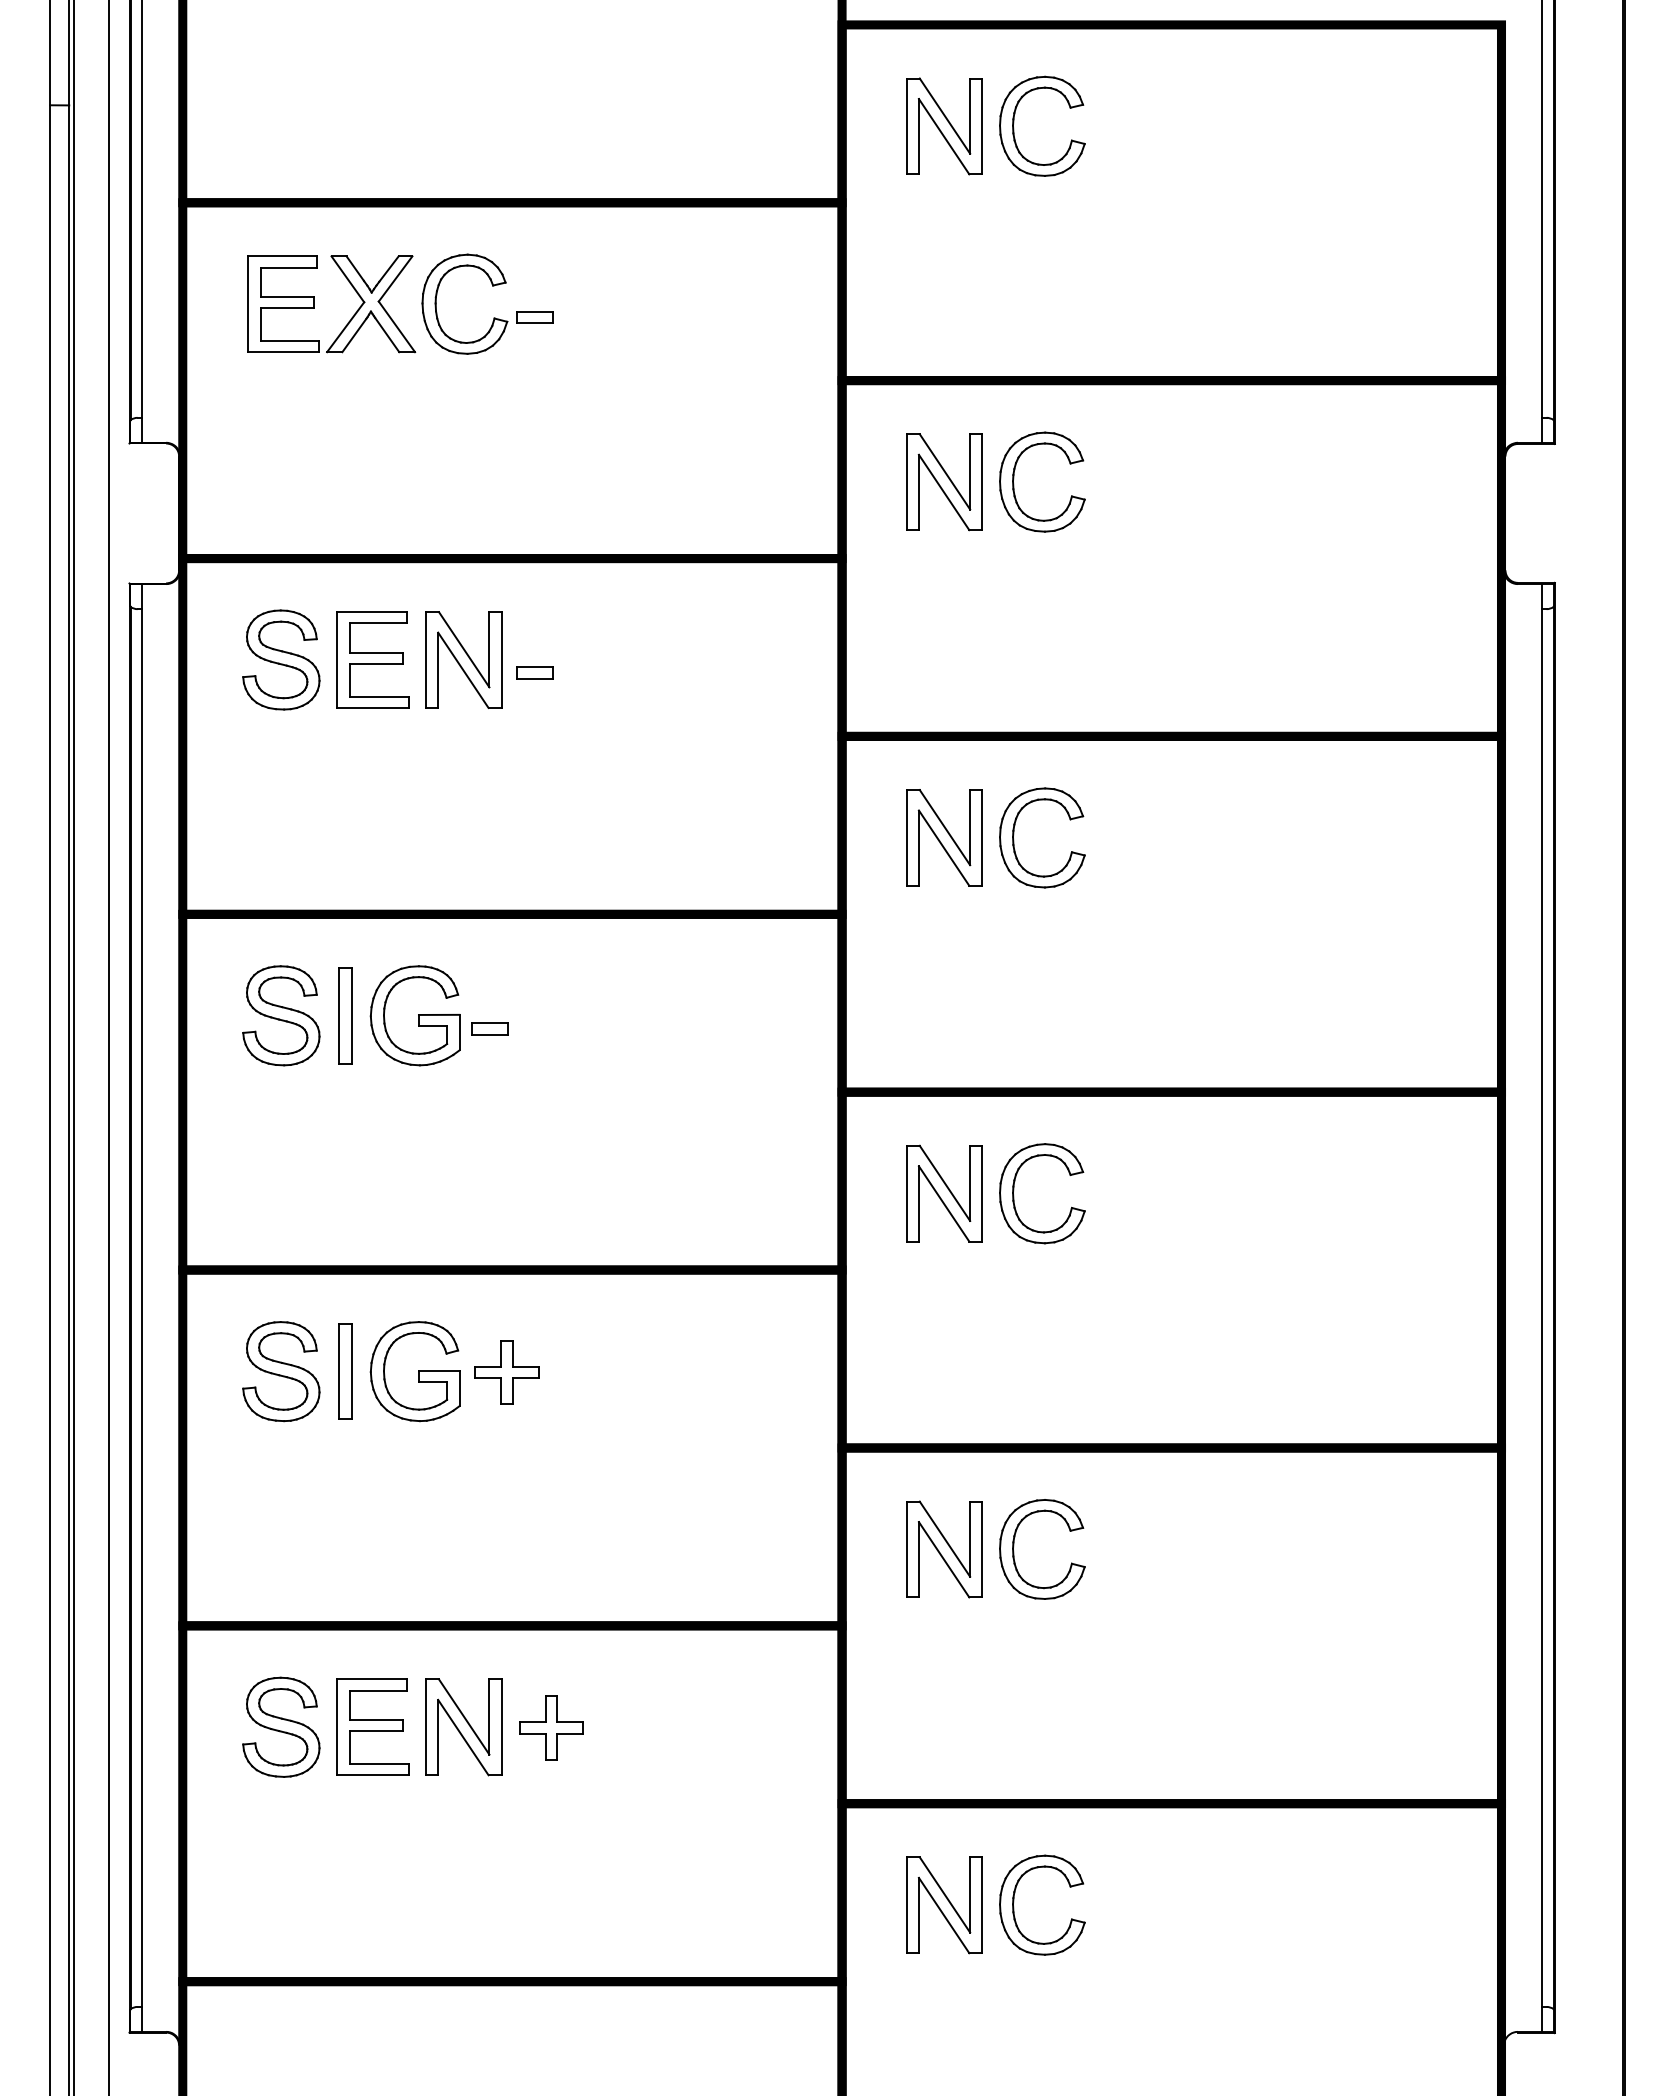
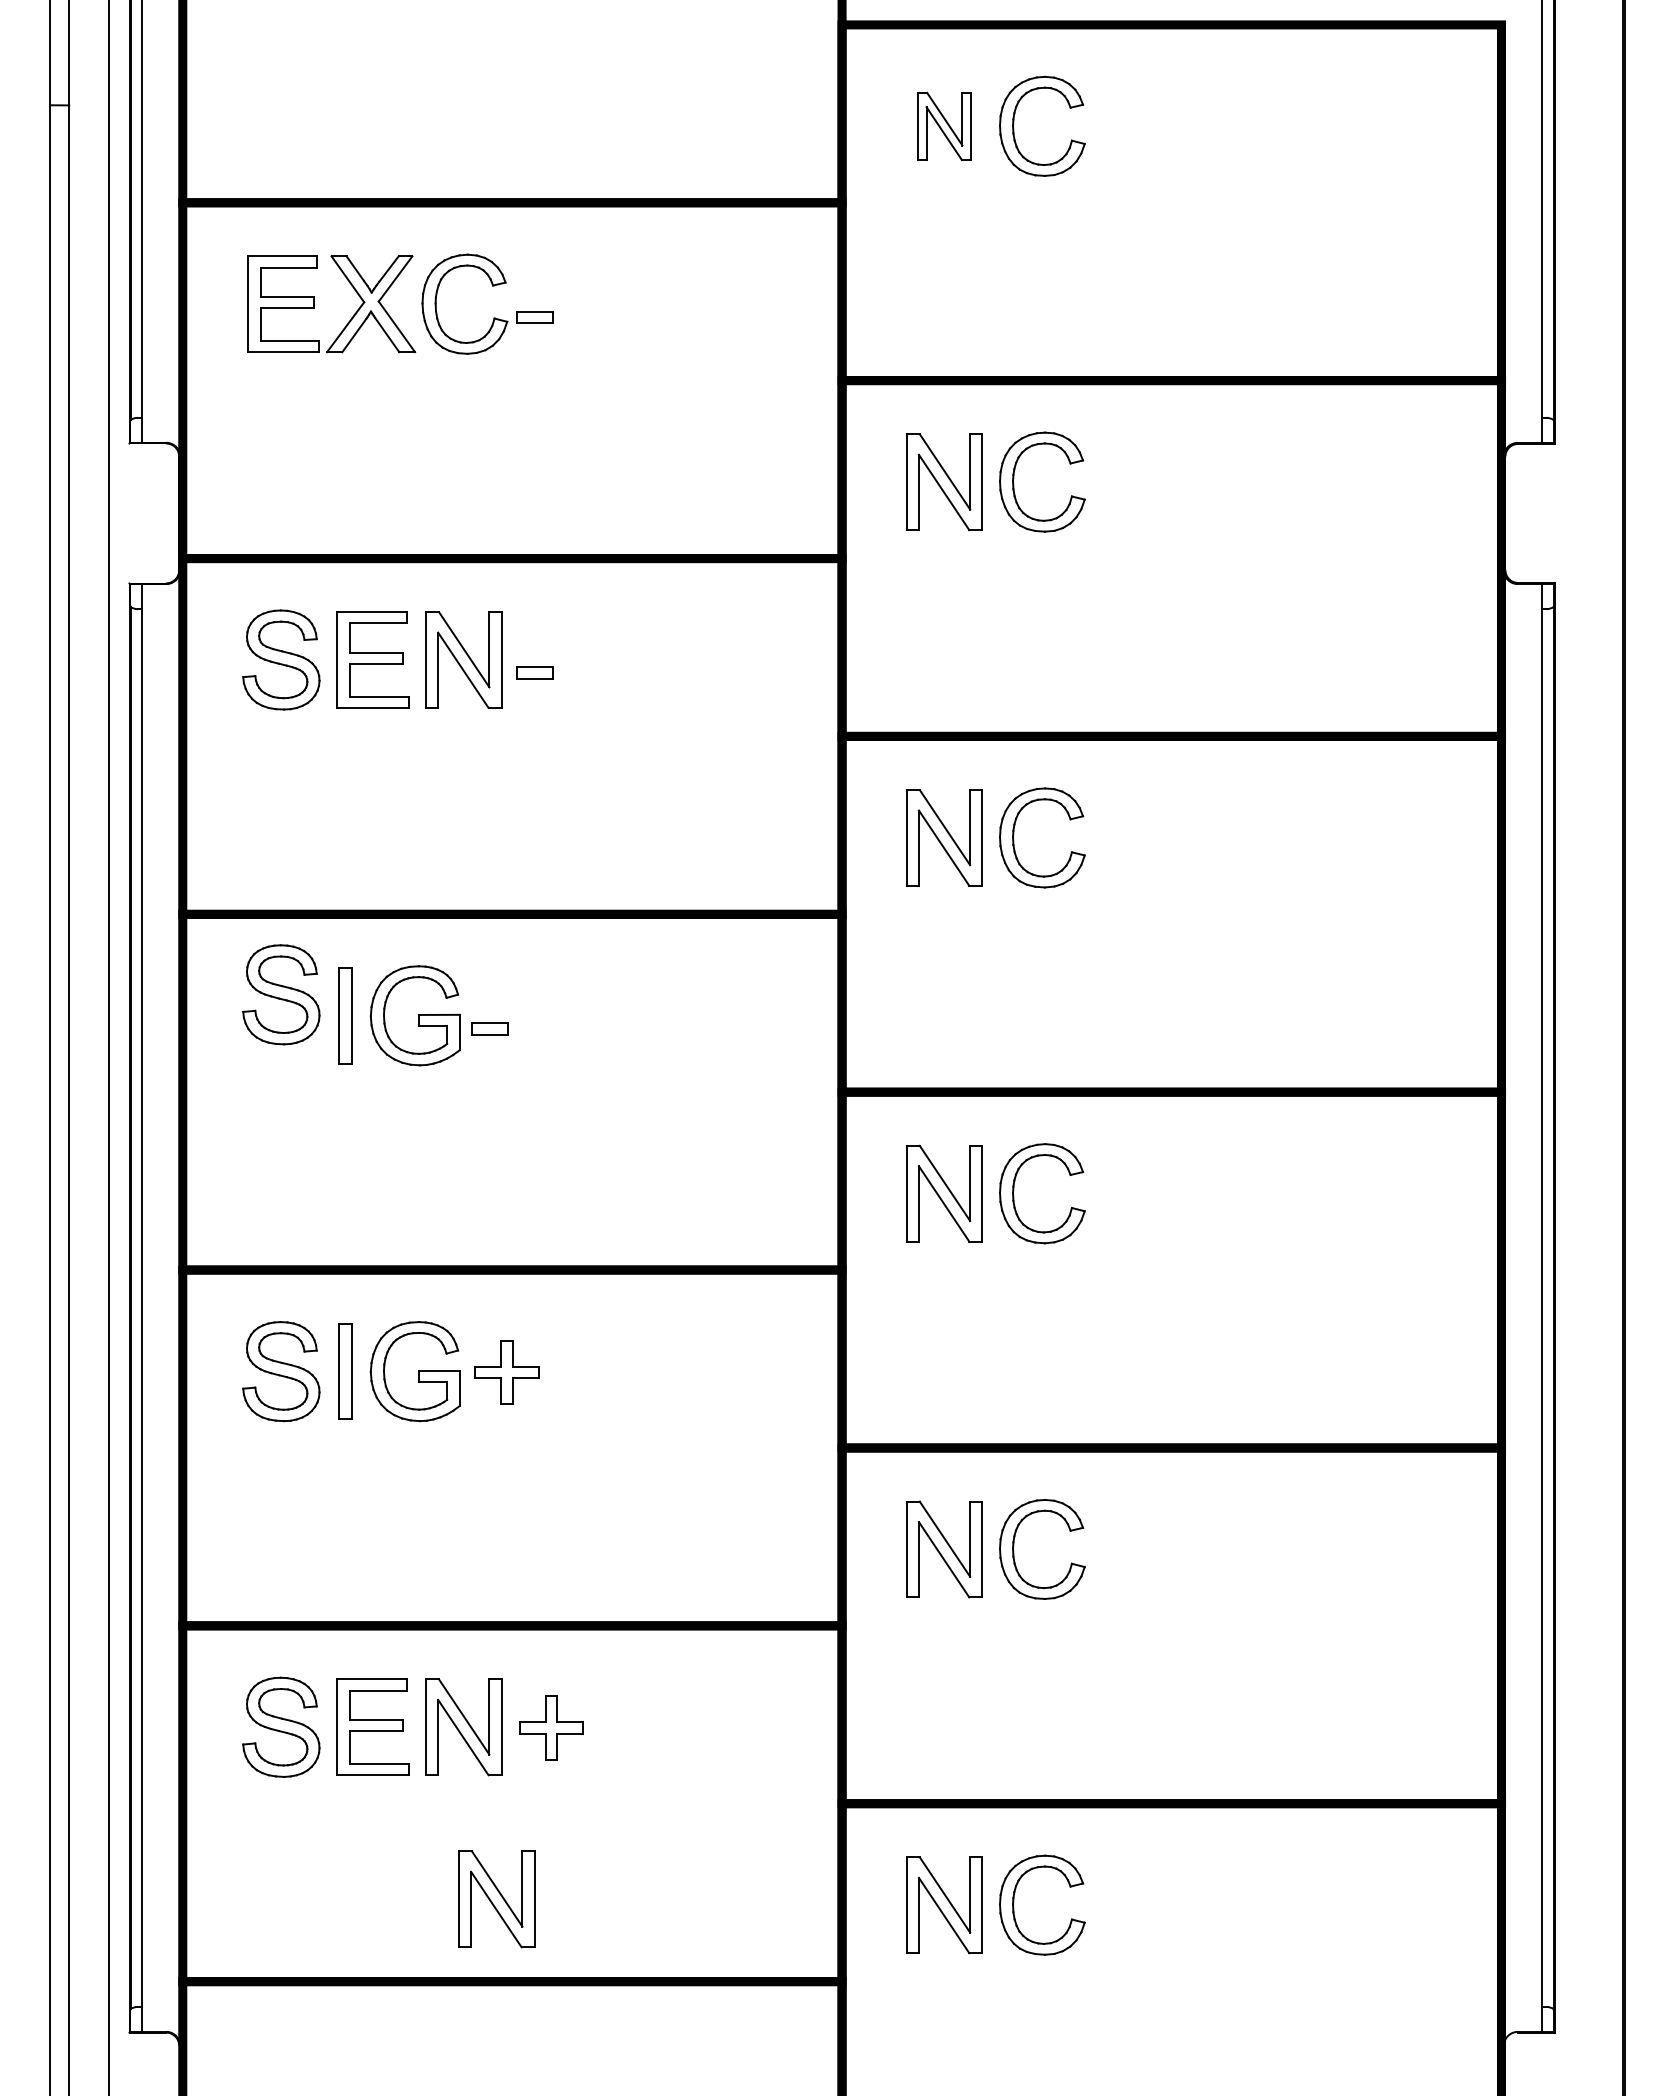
part size: 77x99 px -> 55x70 px (944, 125)
part position: (281, 1015) -> (281, 994) (281, 994)
line: present -> none (74, 1047)
part: none -> present (496, 1899)
